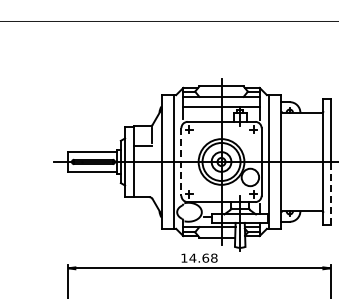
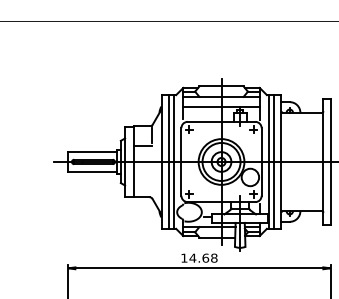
line: none -> present (168, 161)
line: dashed -> solid (181, 161)
line: none -> present (274, 161)
line: dashed -> solid (330, 193)
